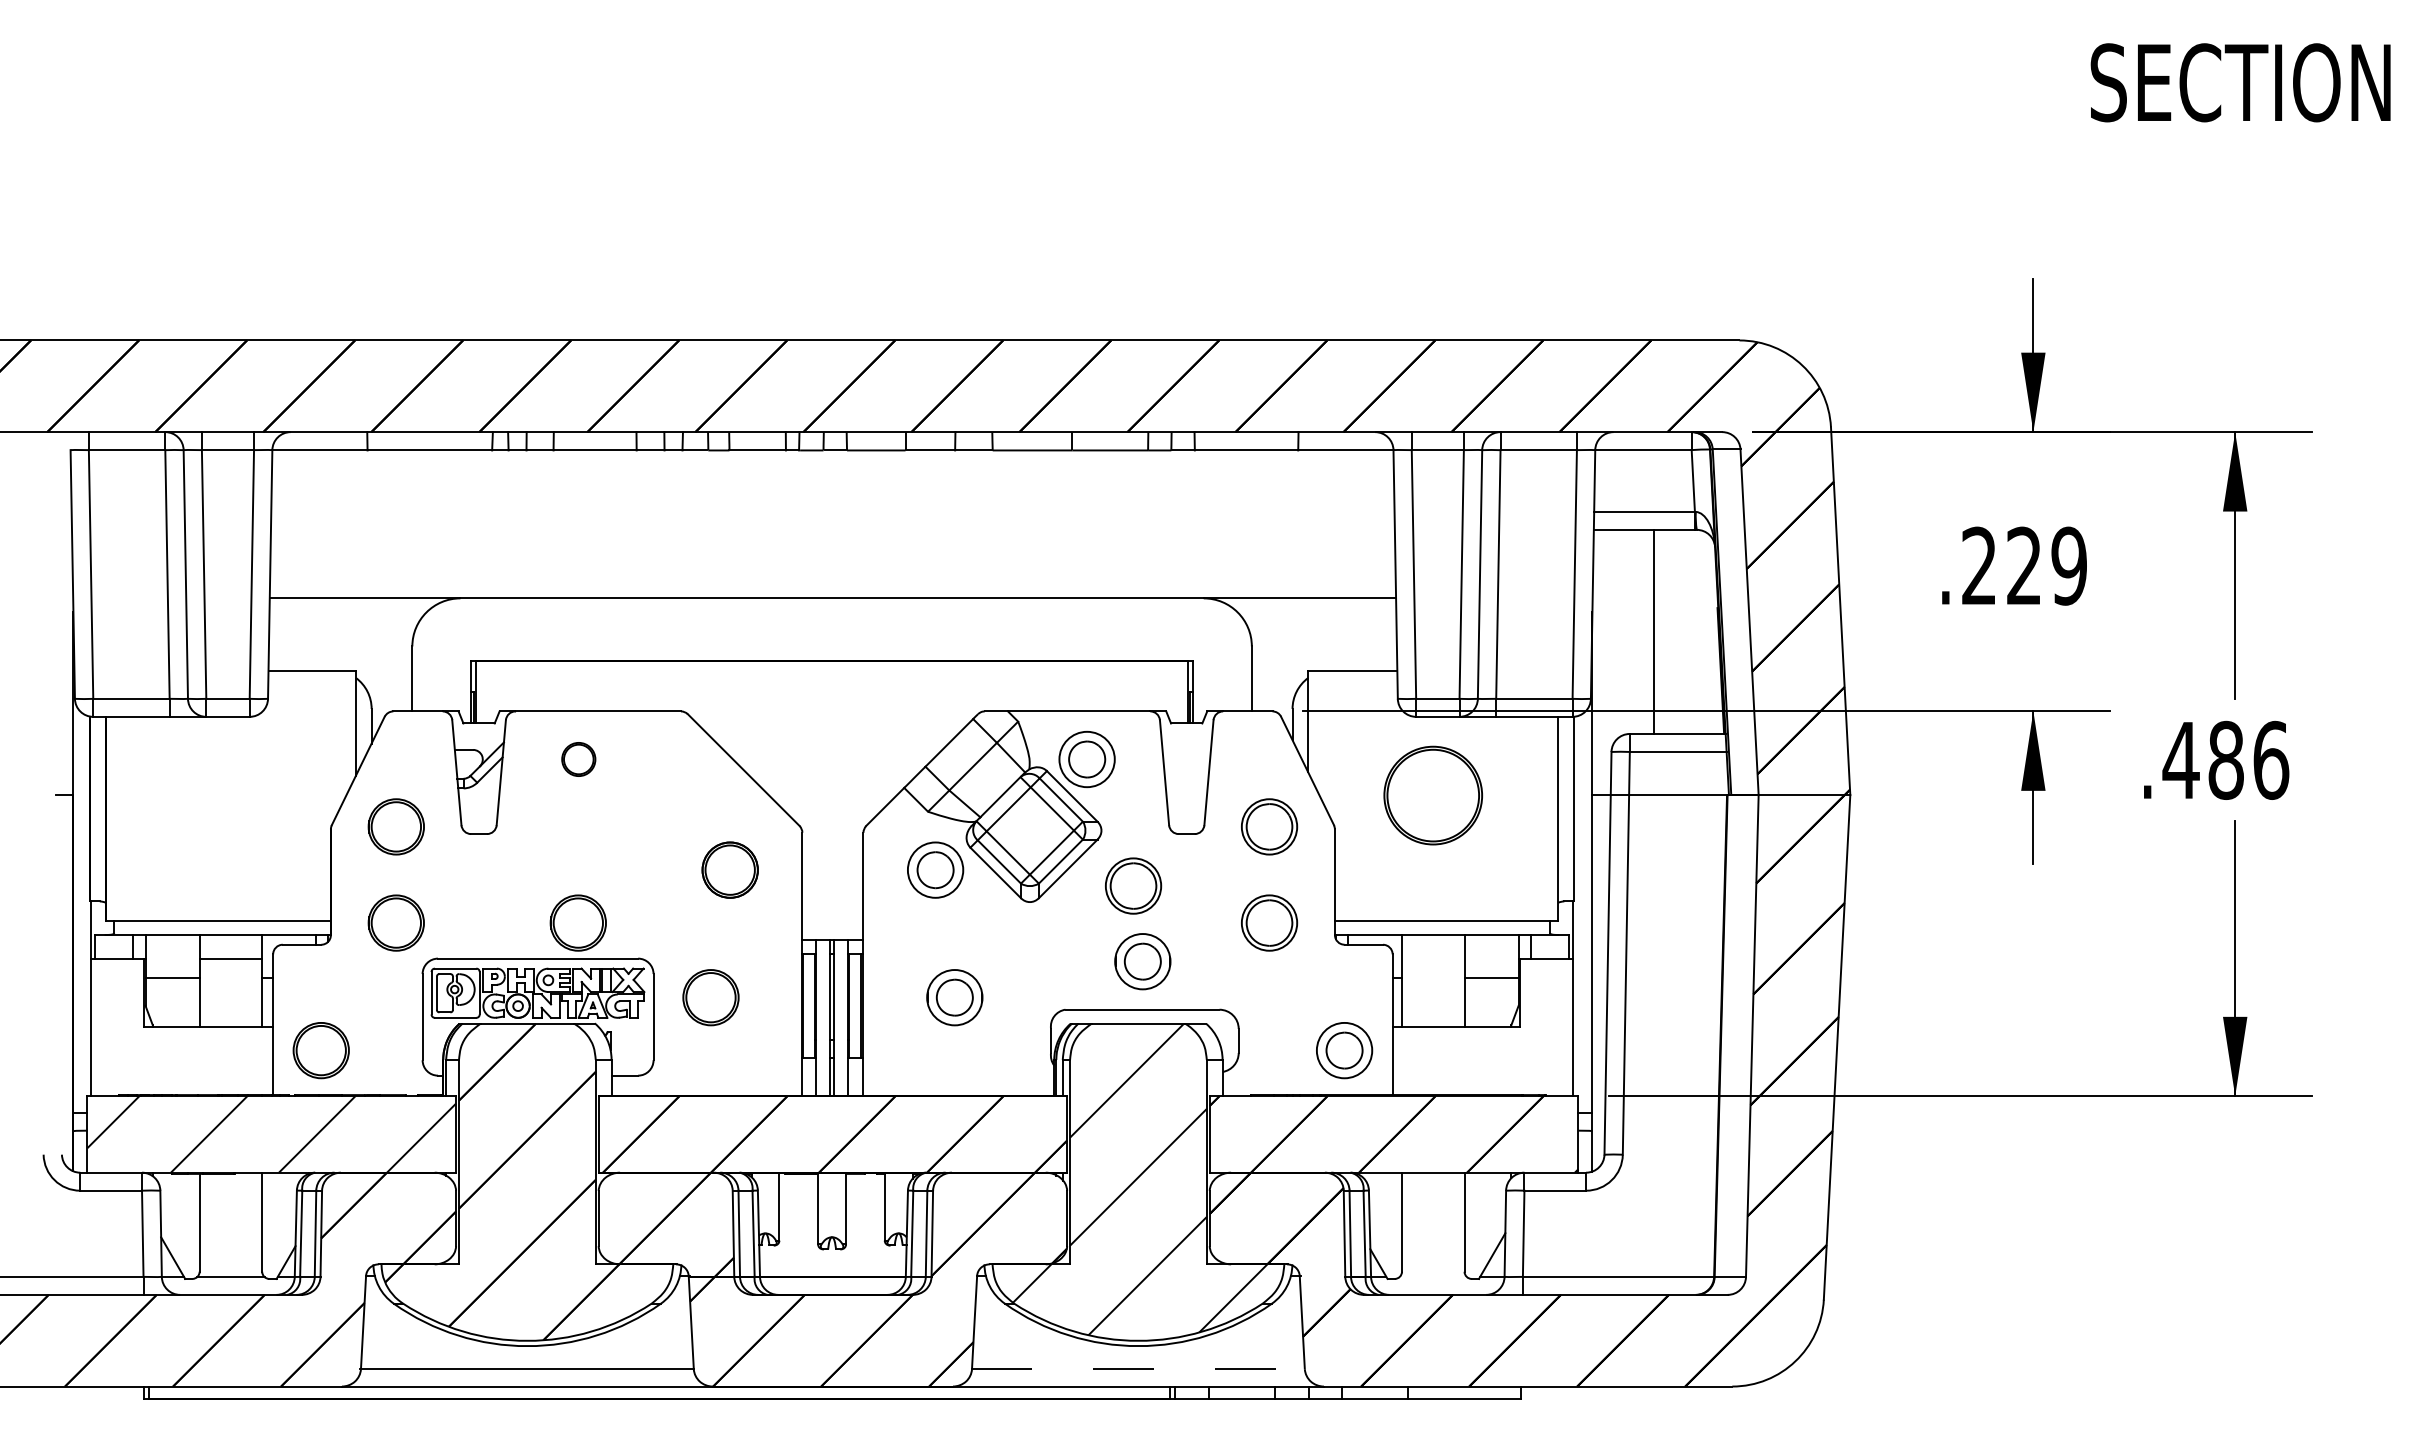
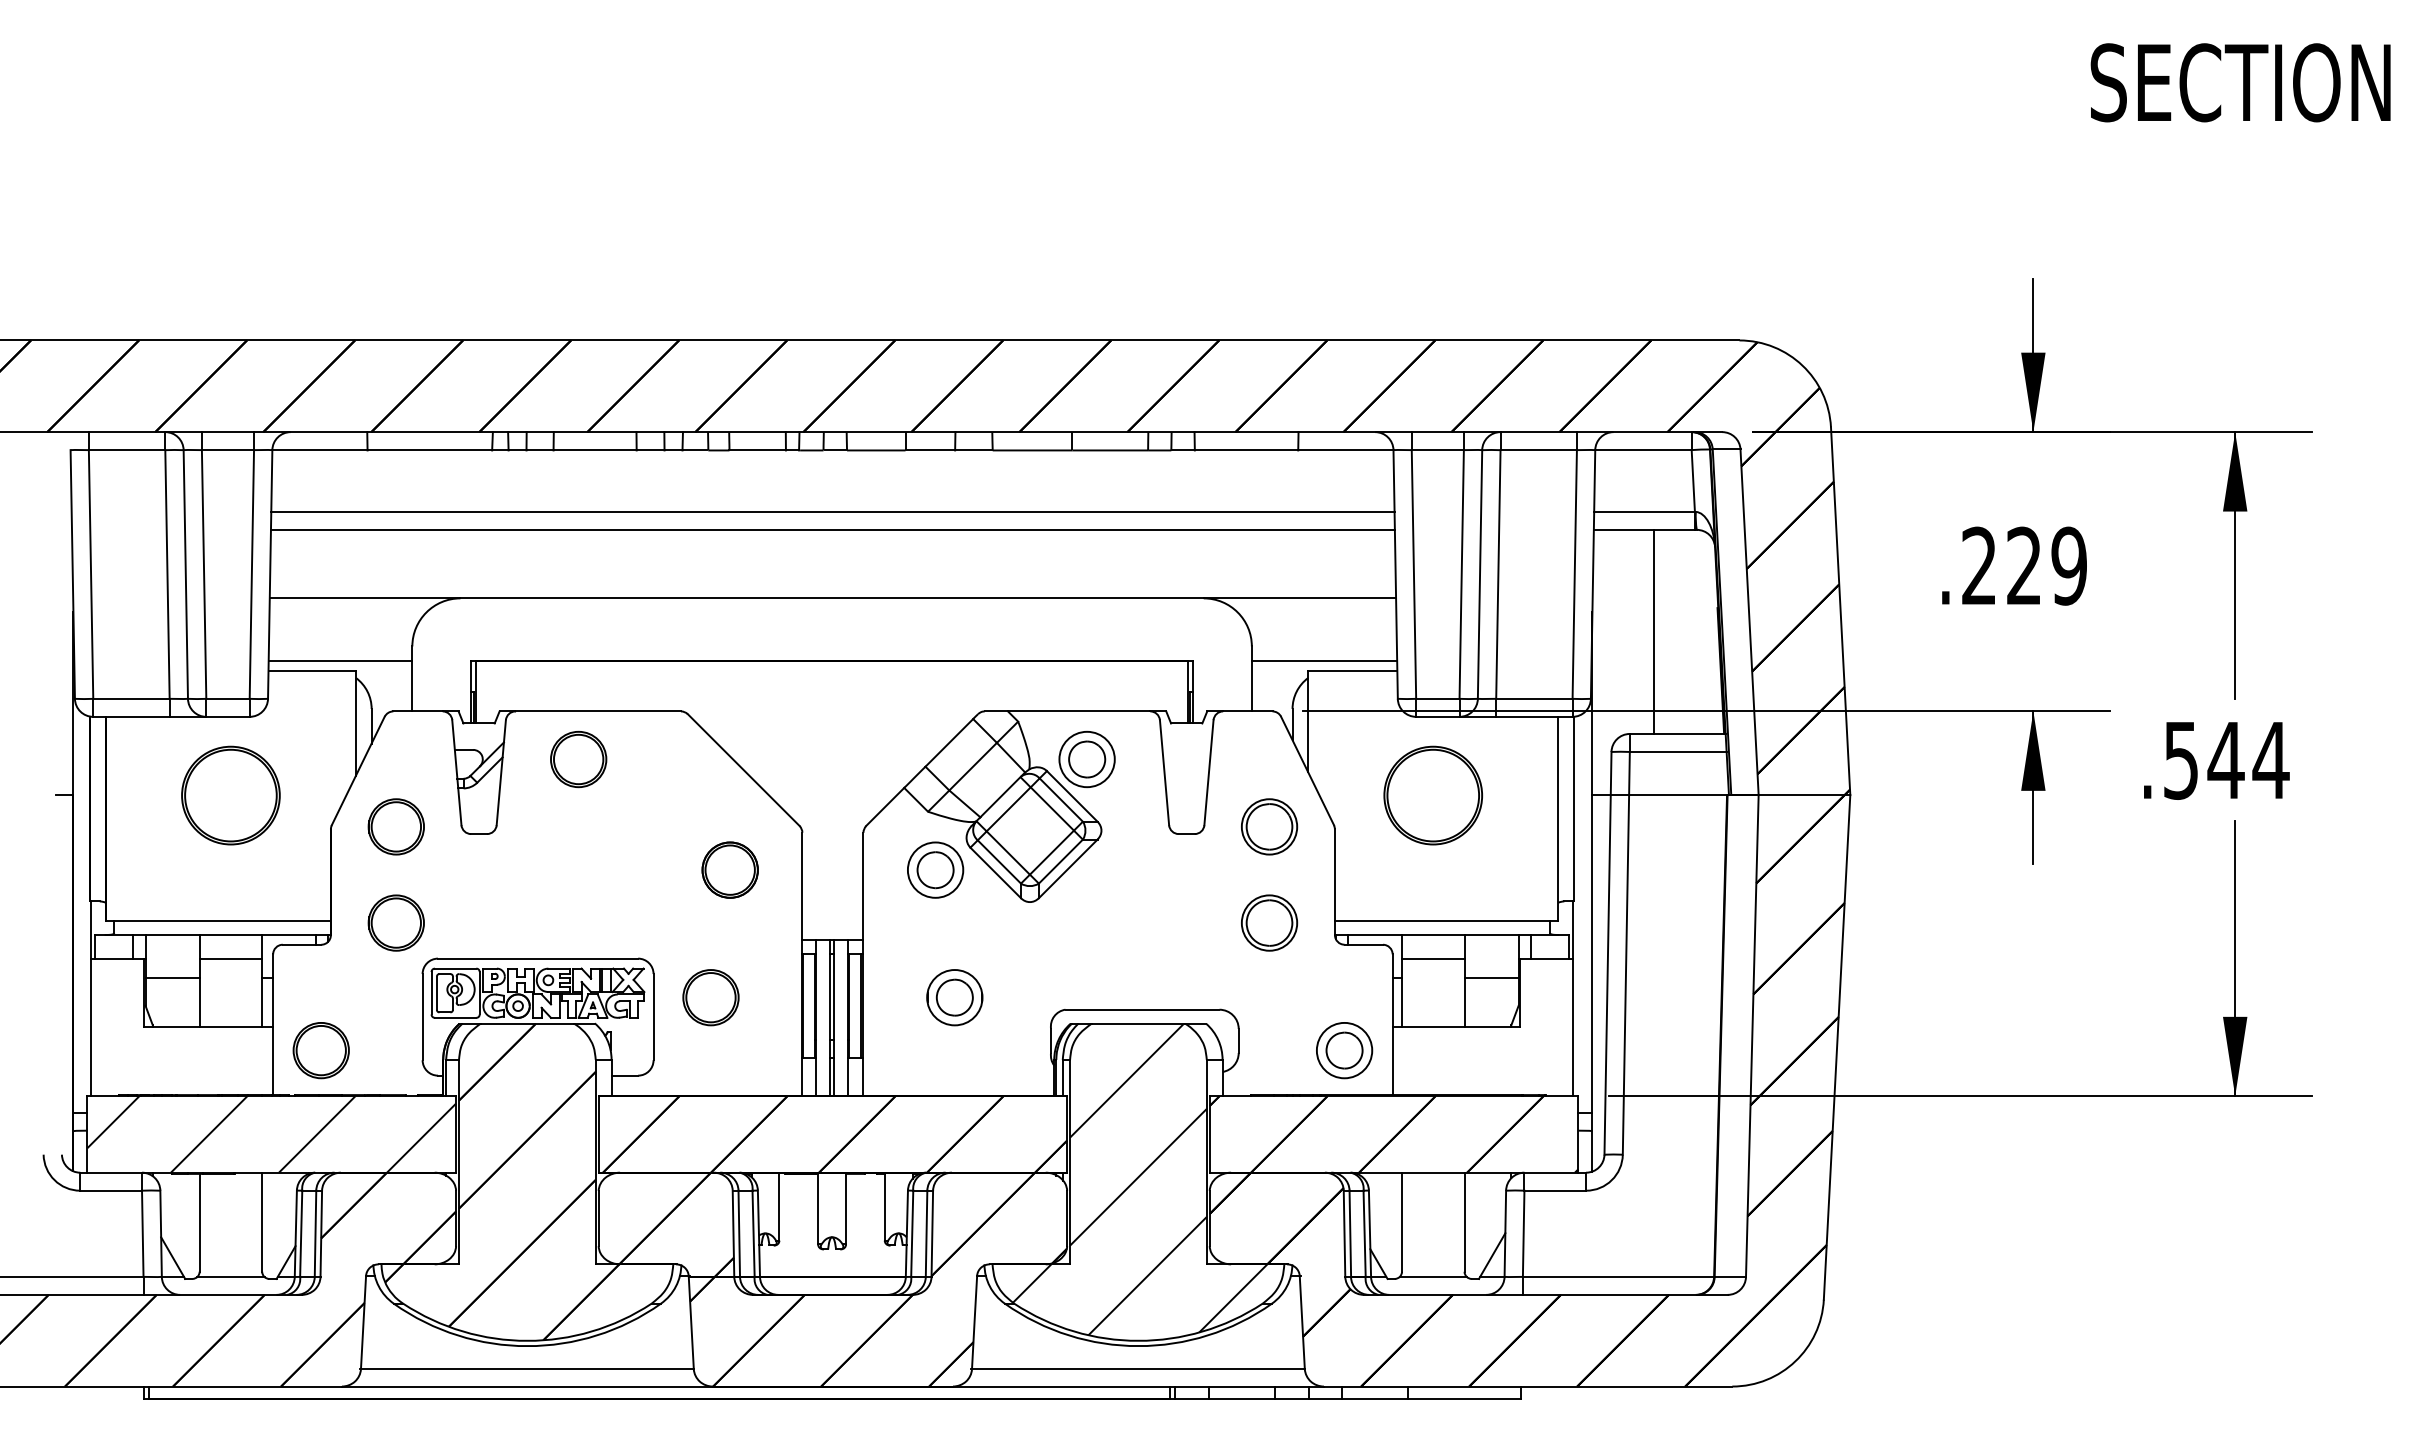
line: none -> present (832, 511)
line: none -> present (832, 529)
line: none -> present (340, 660)
line: none -> present (1324, 660)
part size: 36x35 px -> 58x59 px (578, 759)
text: .486 -> .544 (2225, 759)
part: none -> present (230, 795)
part: present -> none (1133, 885)
part: present -> none (577, 922)
line: none -> present (1432, 959)
part: present -> none (1142, 961)
line: none -> present (1432, 1277)
line: dashed -> solid (1138, 1369)
